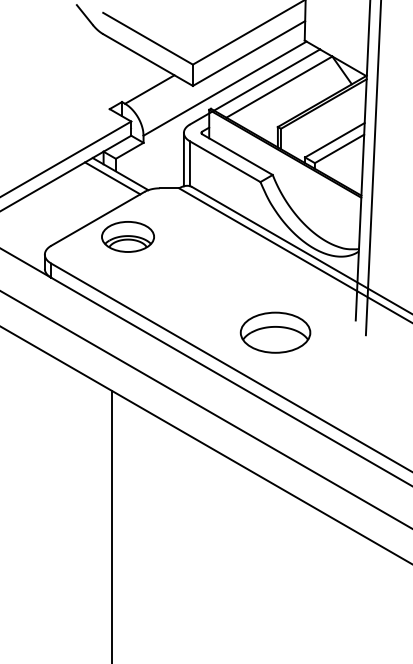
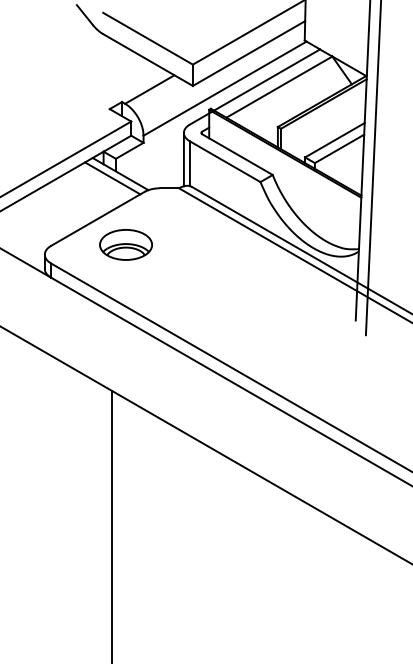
part position: (127, 236) -> (125, 244) (125, 244)
part: present -> none (275, 332)
line: present -> none (205, 409)
